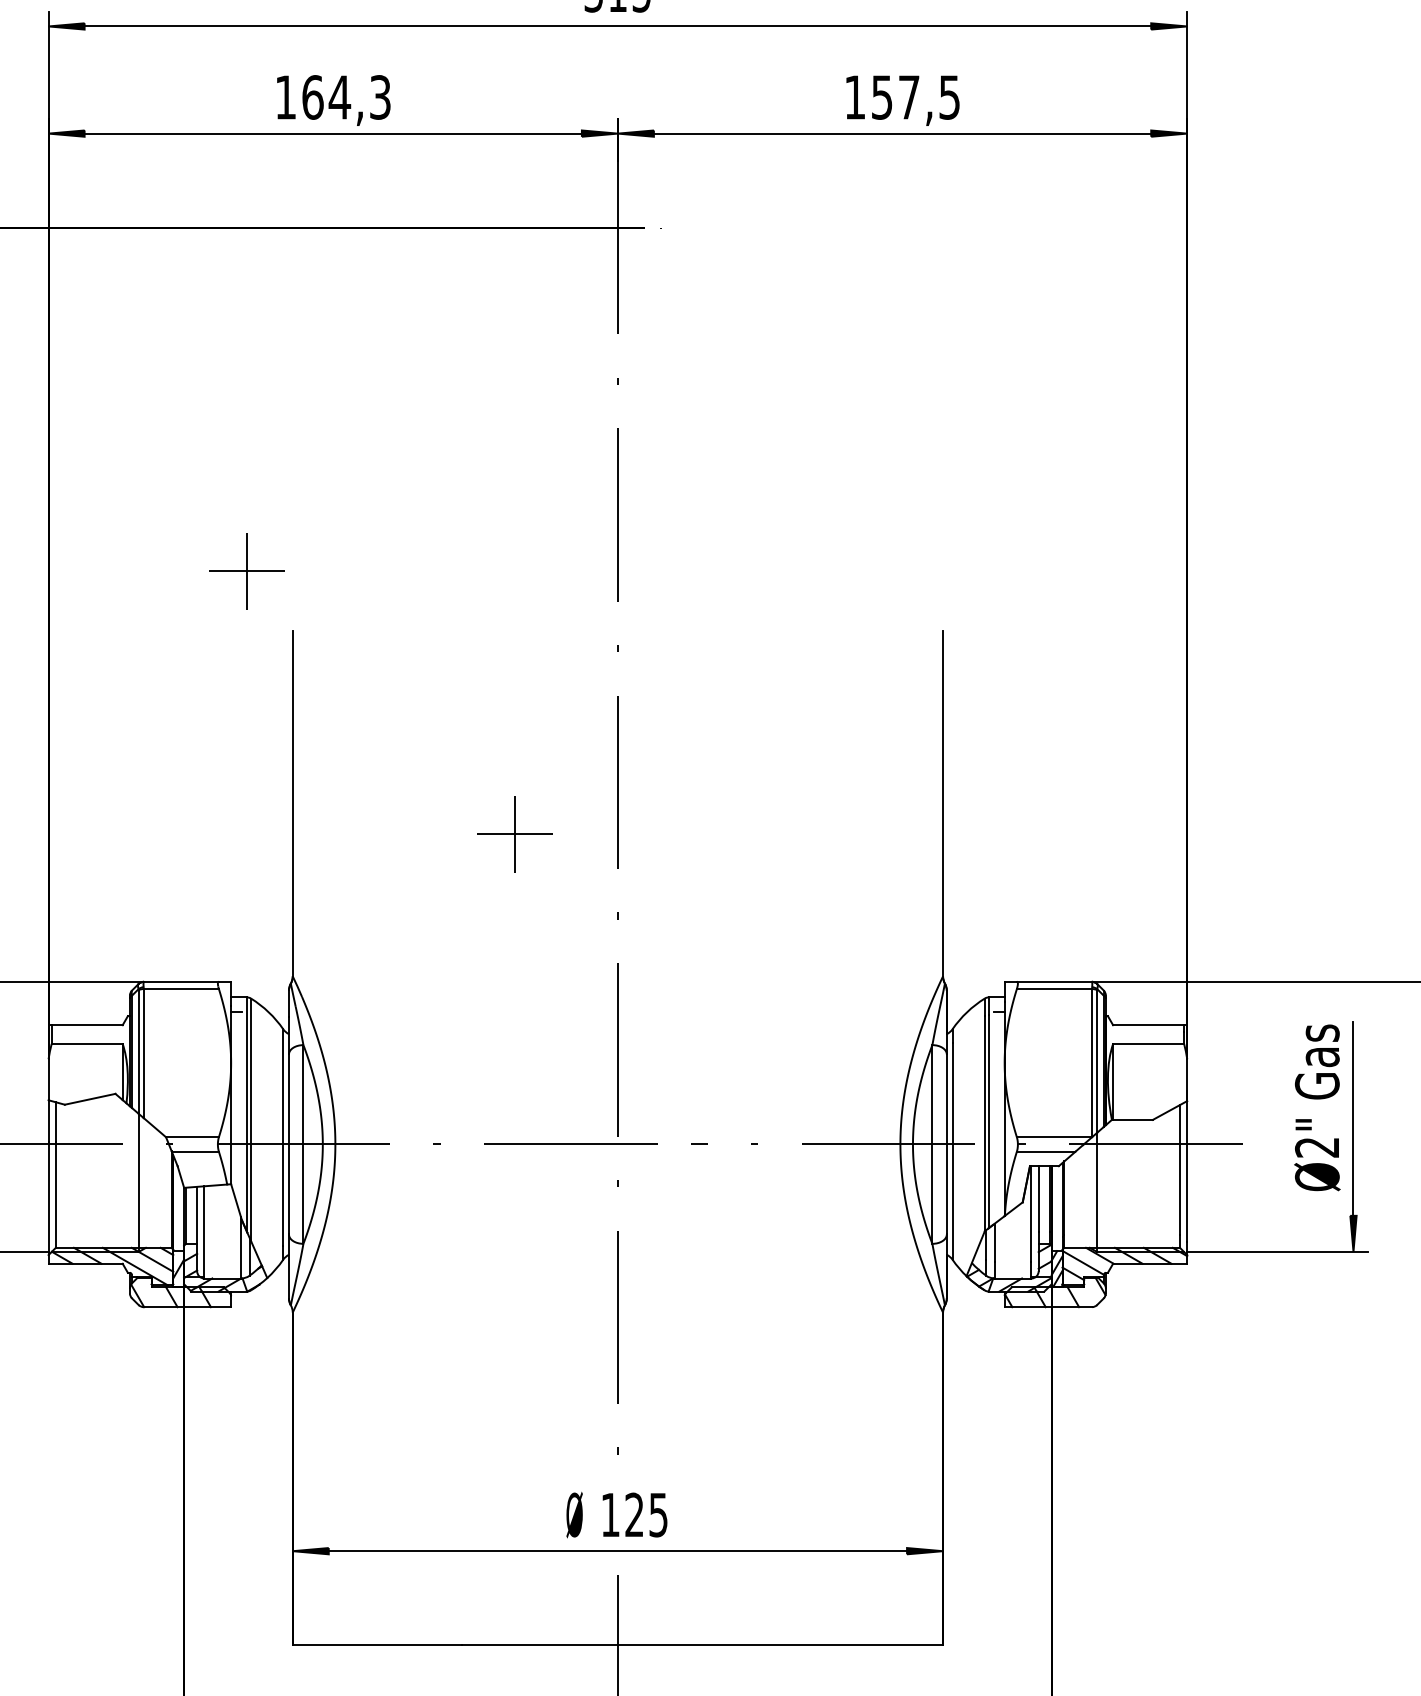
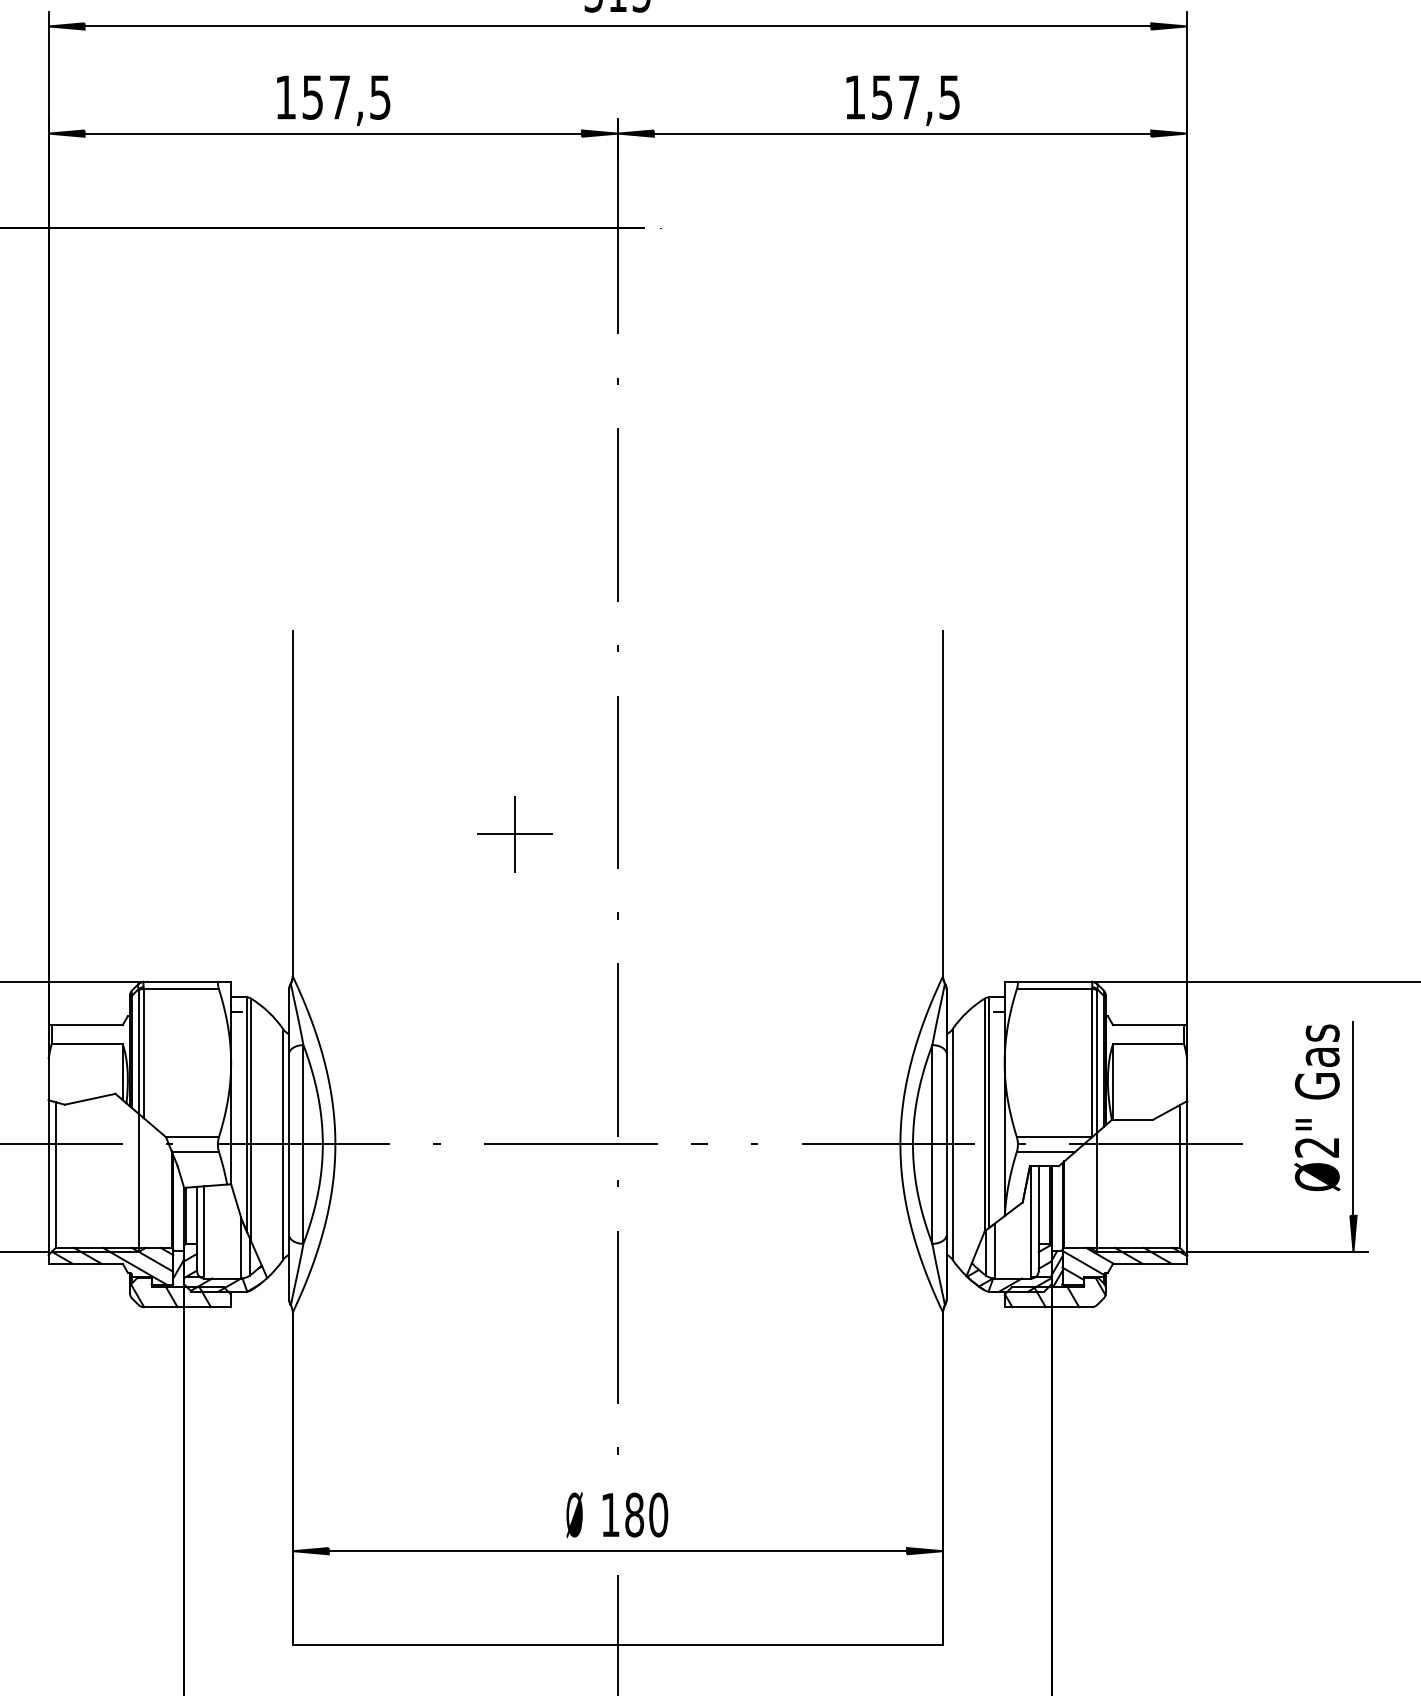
text: 164,3 -> 157,5 (346, 97)
part: present -> none (246, 571)
text: 125 -> 180 (646, 1514)
